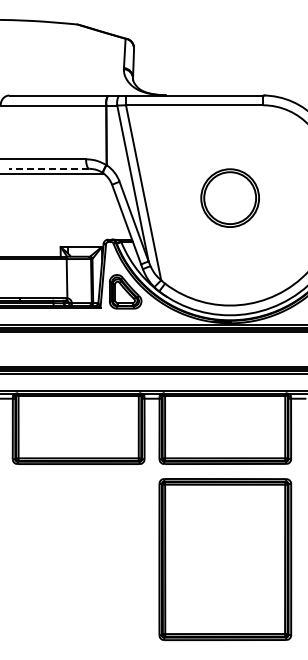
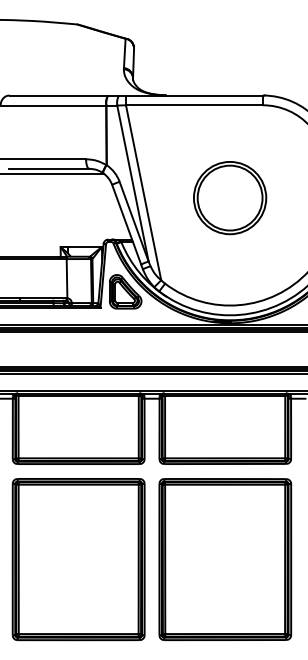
line: dashed -> solid (49, 168)
part size: 60x60 px -> 75x75 px (230, 198)
part: none -> present (78, 559)
